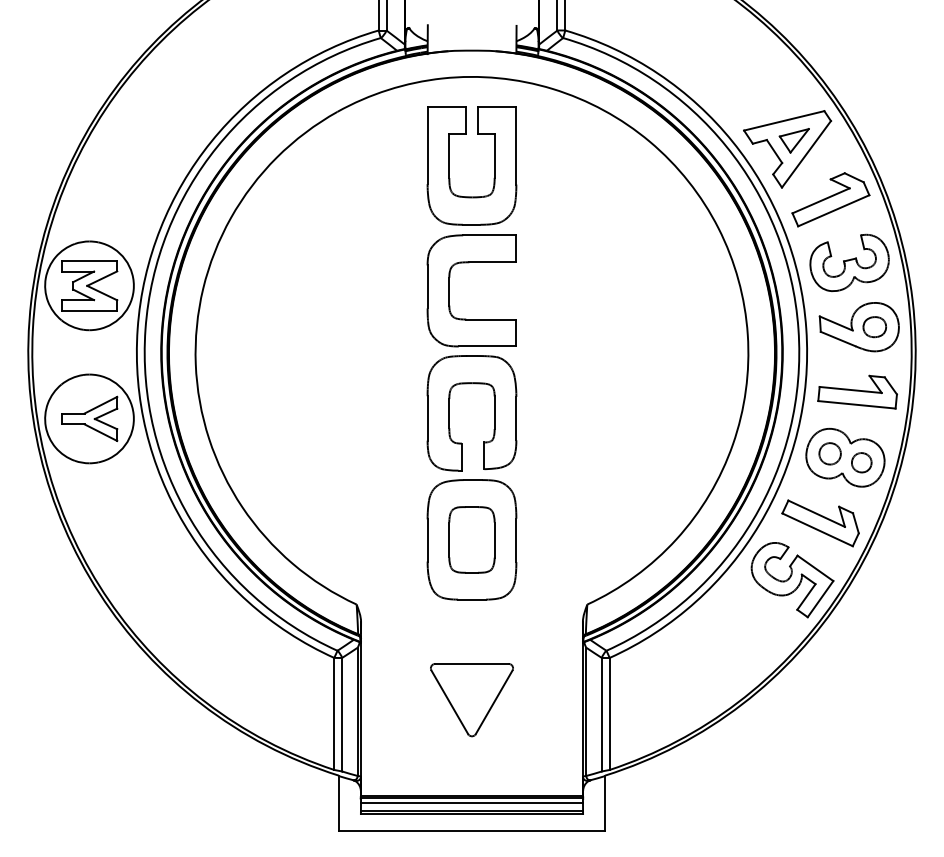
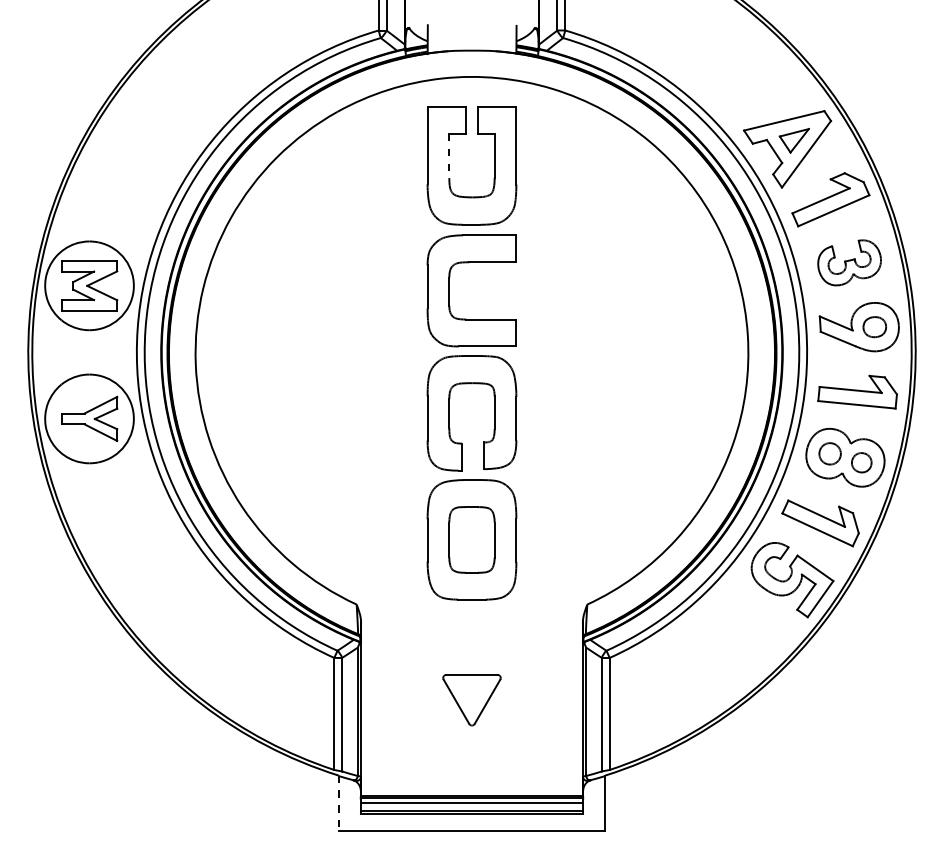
line: solid -> dashed (449, 156)
part size: 81x59 px -> 65x48 px (849, 262)
part size: 84x75 px -> 60x53 px (471, 700)
line: solid -> dashed (338, 803)
